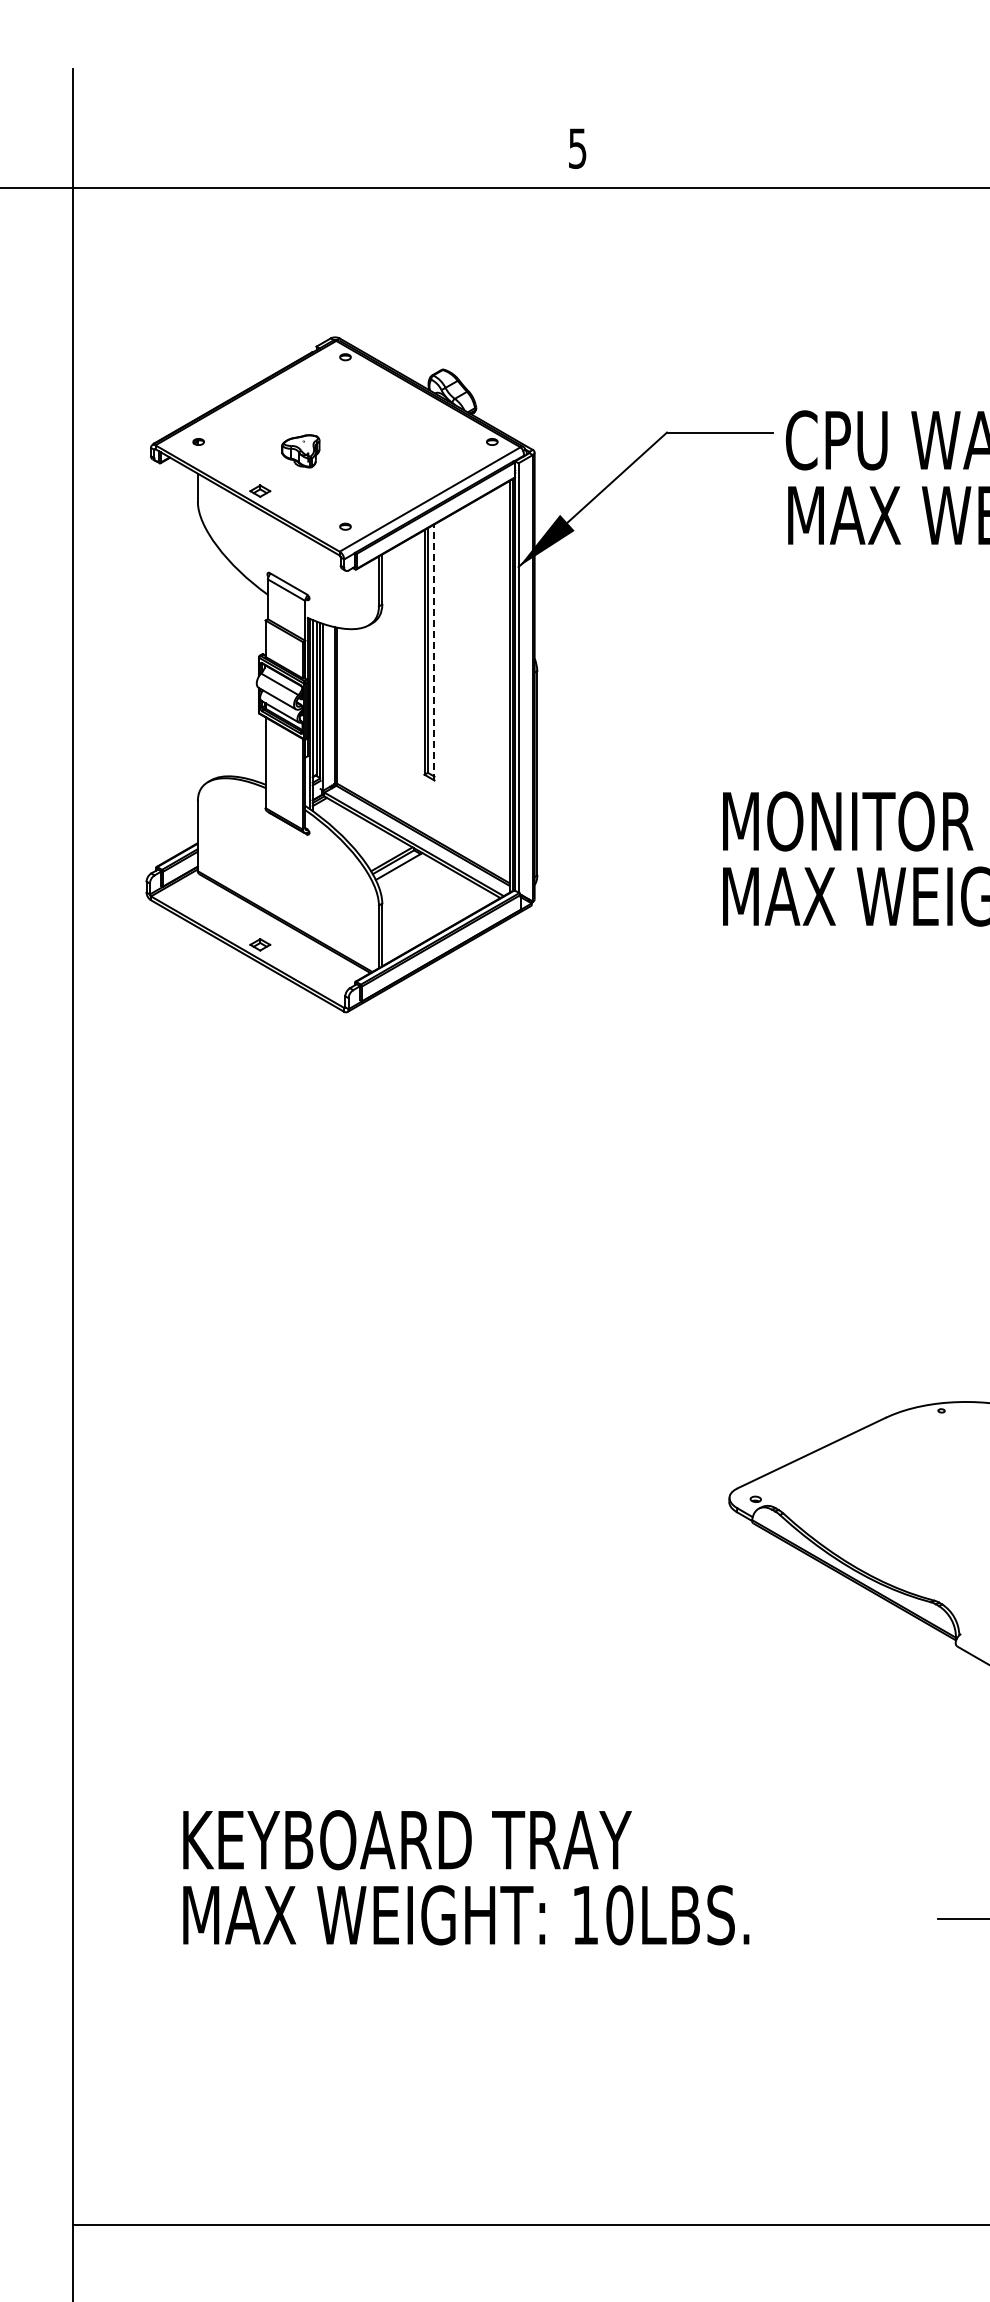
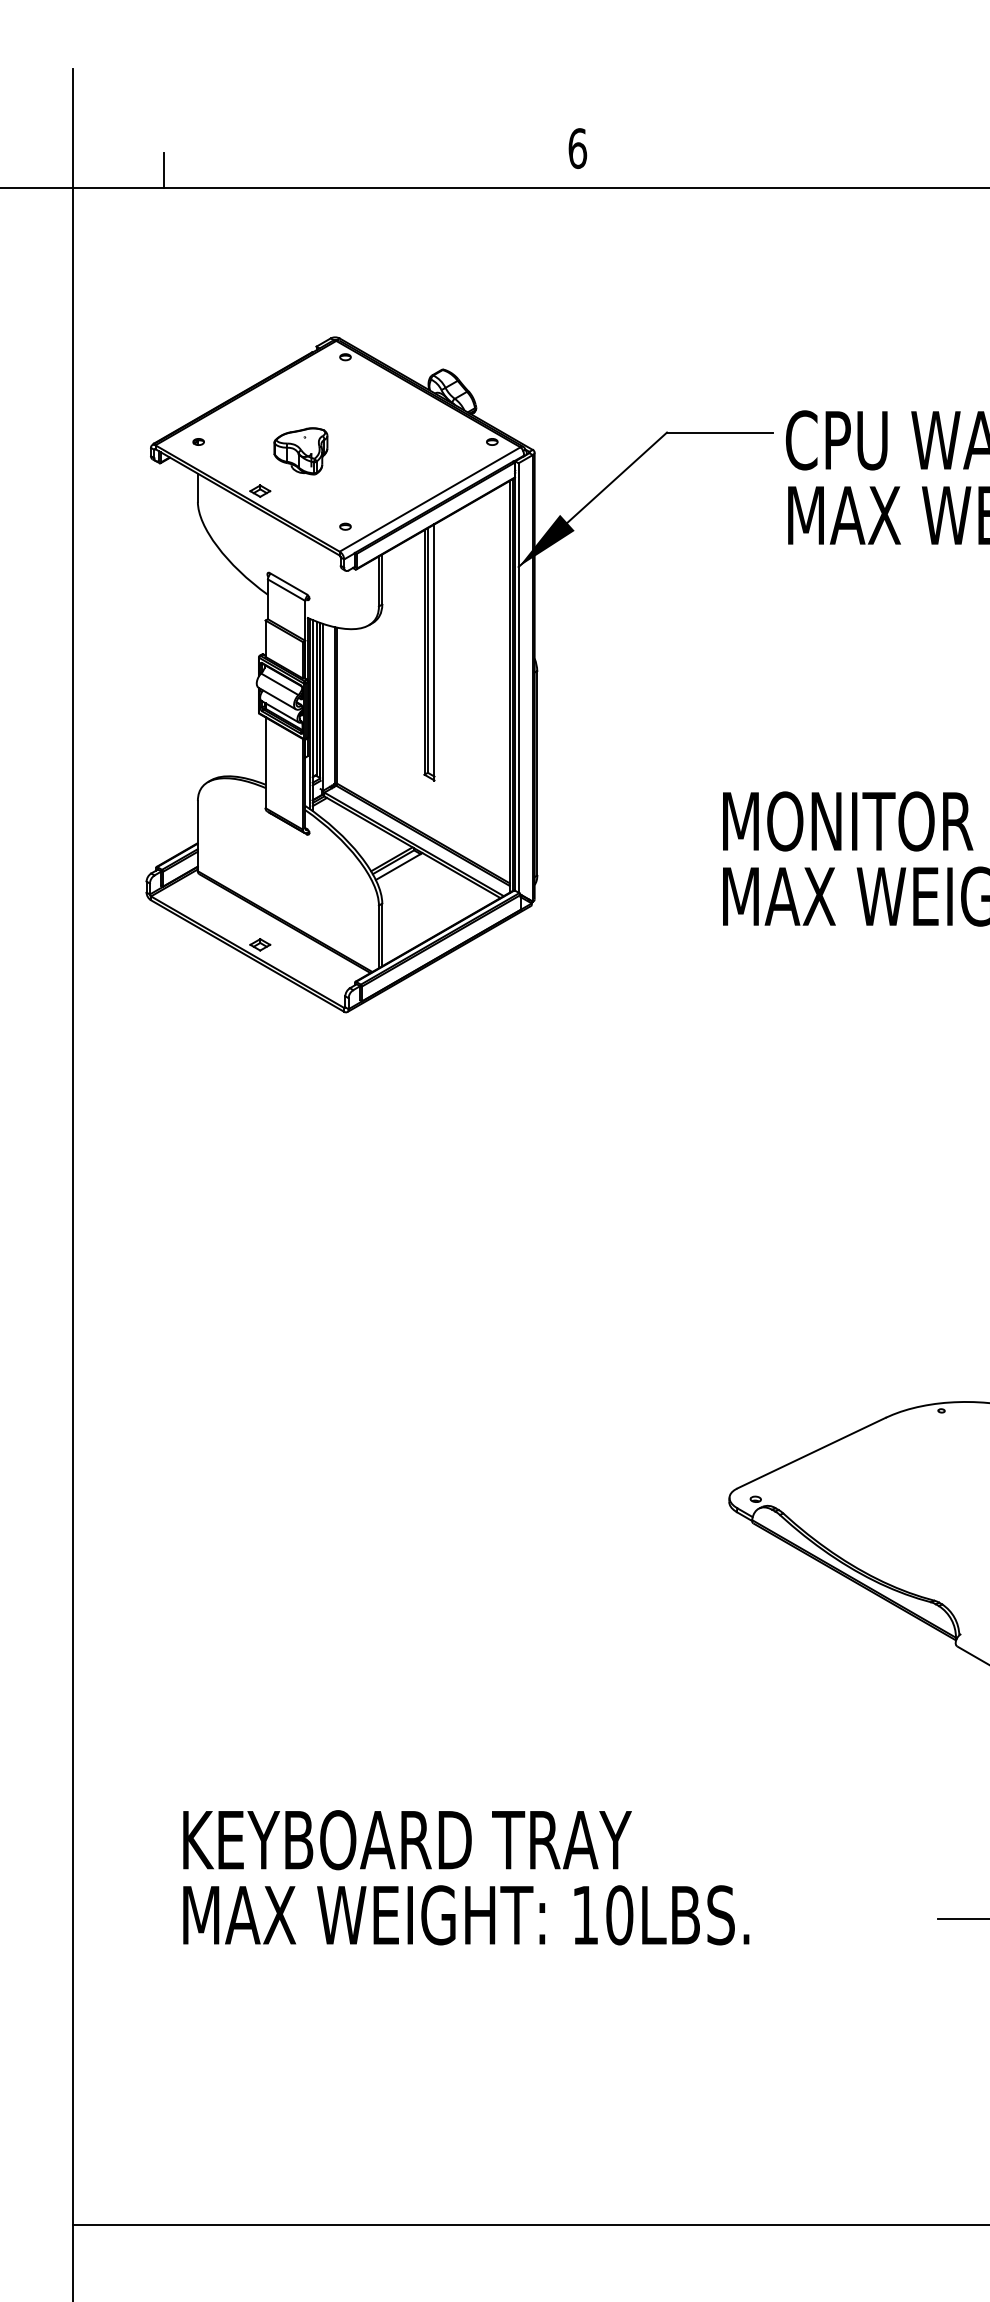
text: 5 -> 6 (577, 148)
line: none -> present (163, 170)
part size: 40x35 px -> 56x49 px (300, 451)
line: dashed -> solid (434, 651)
